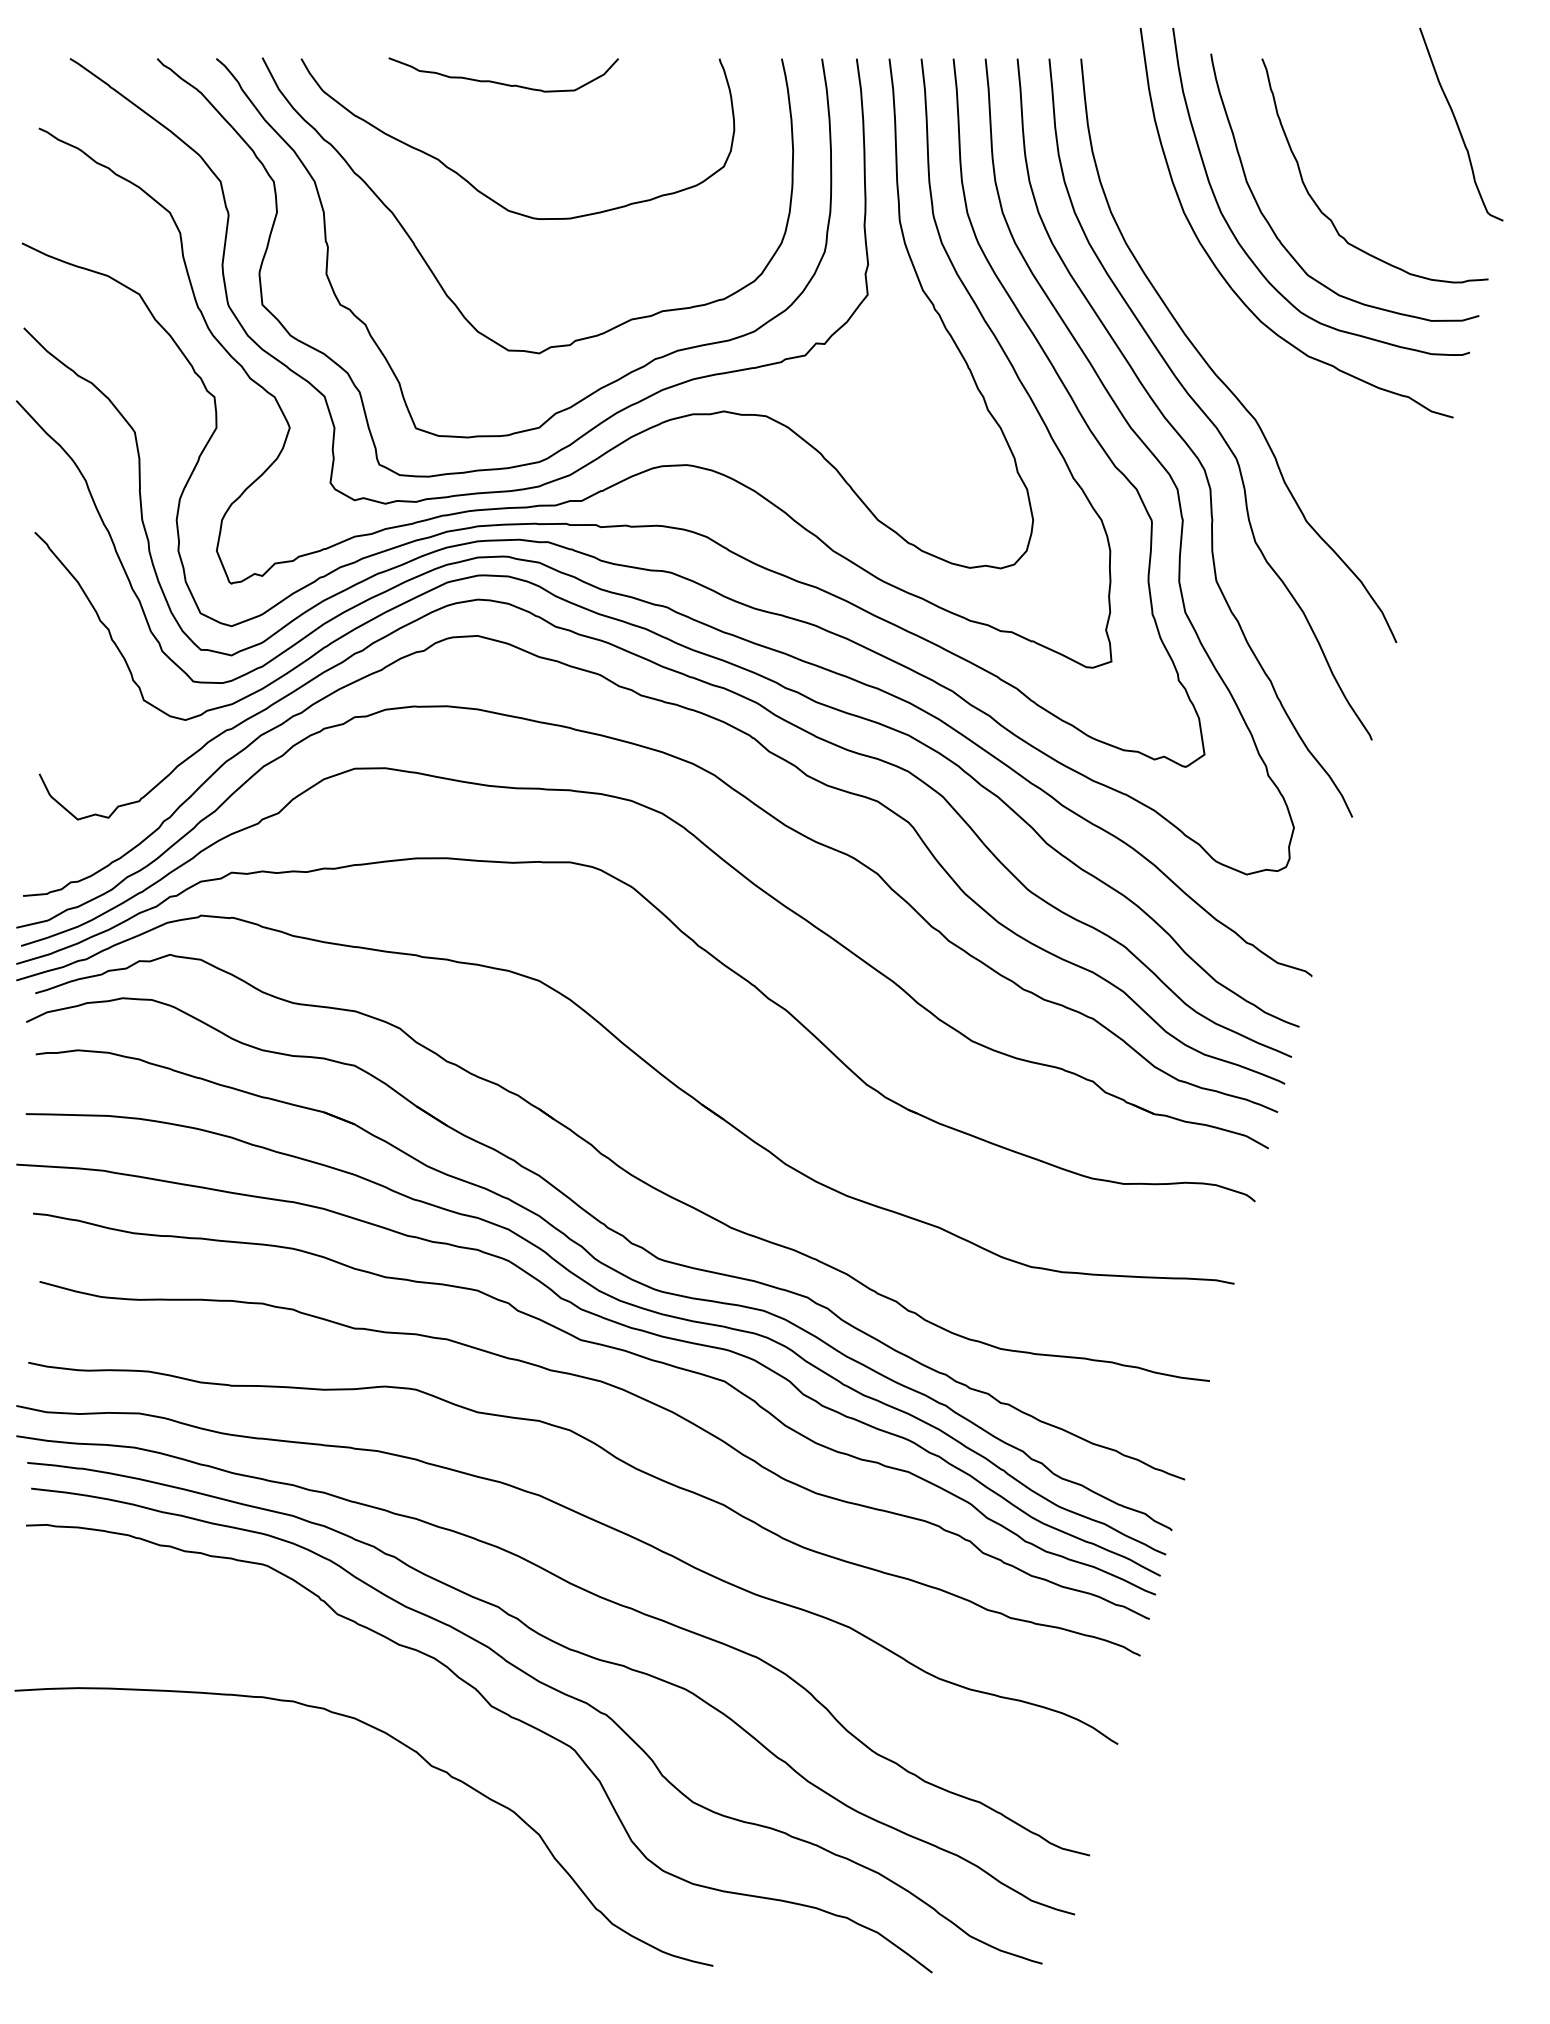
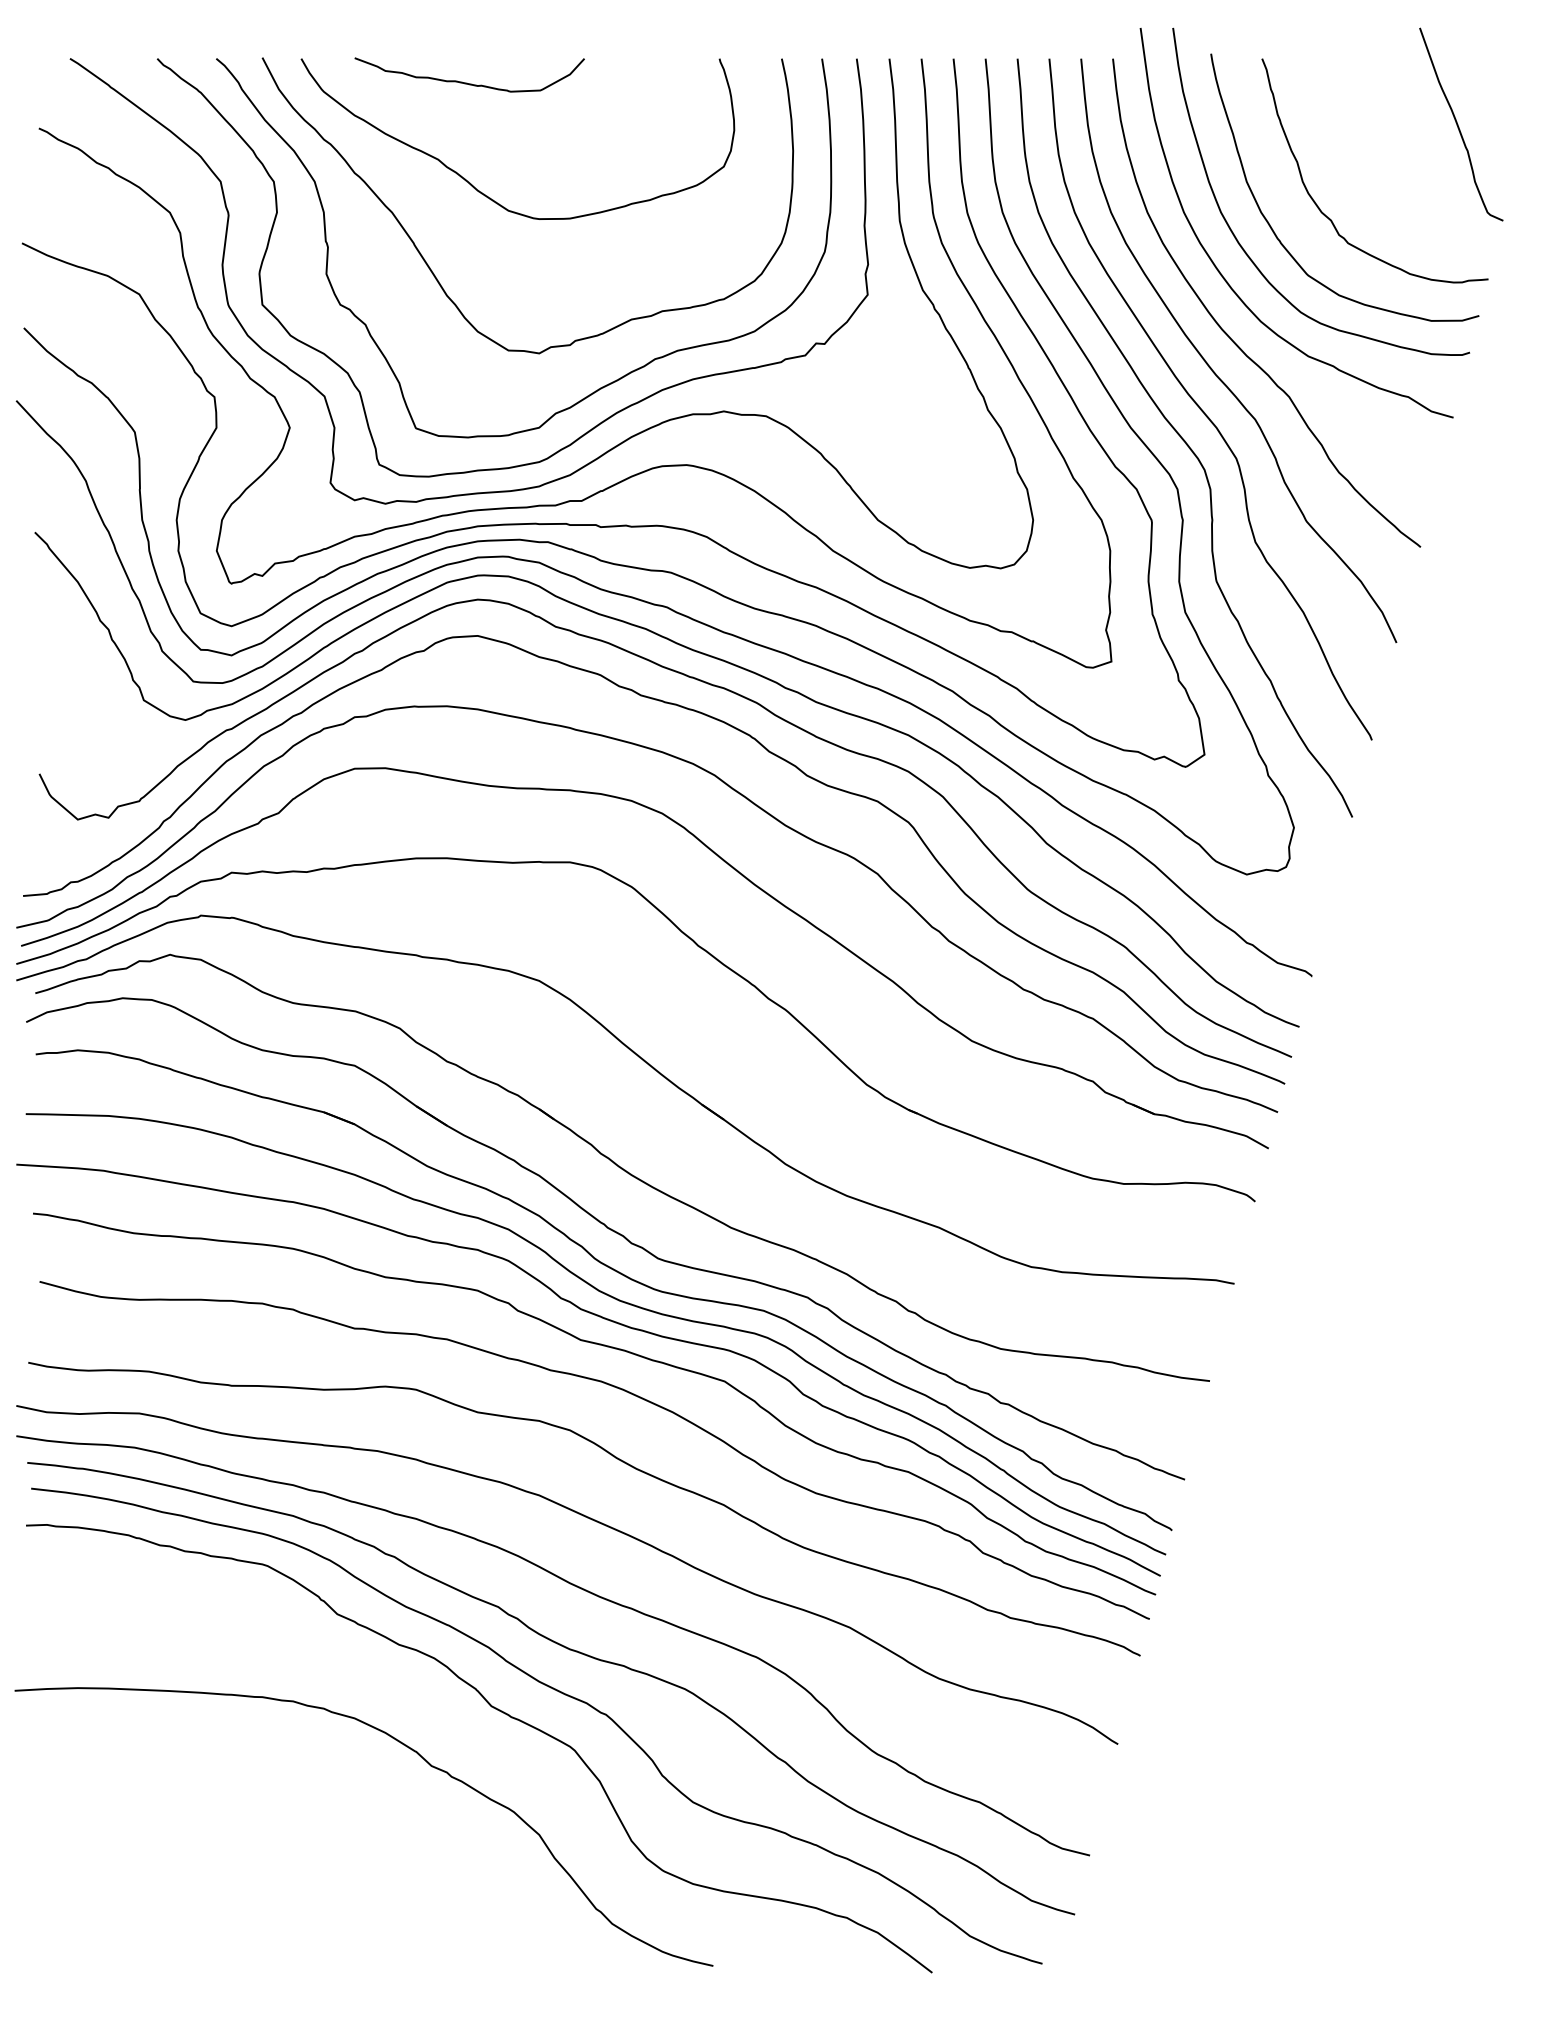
curve position: (501, 82) -> (467, 82) (467, 82)
curve: none -> present (1229, 335)
